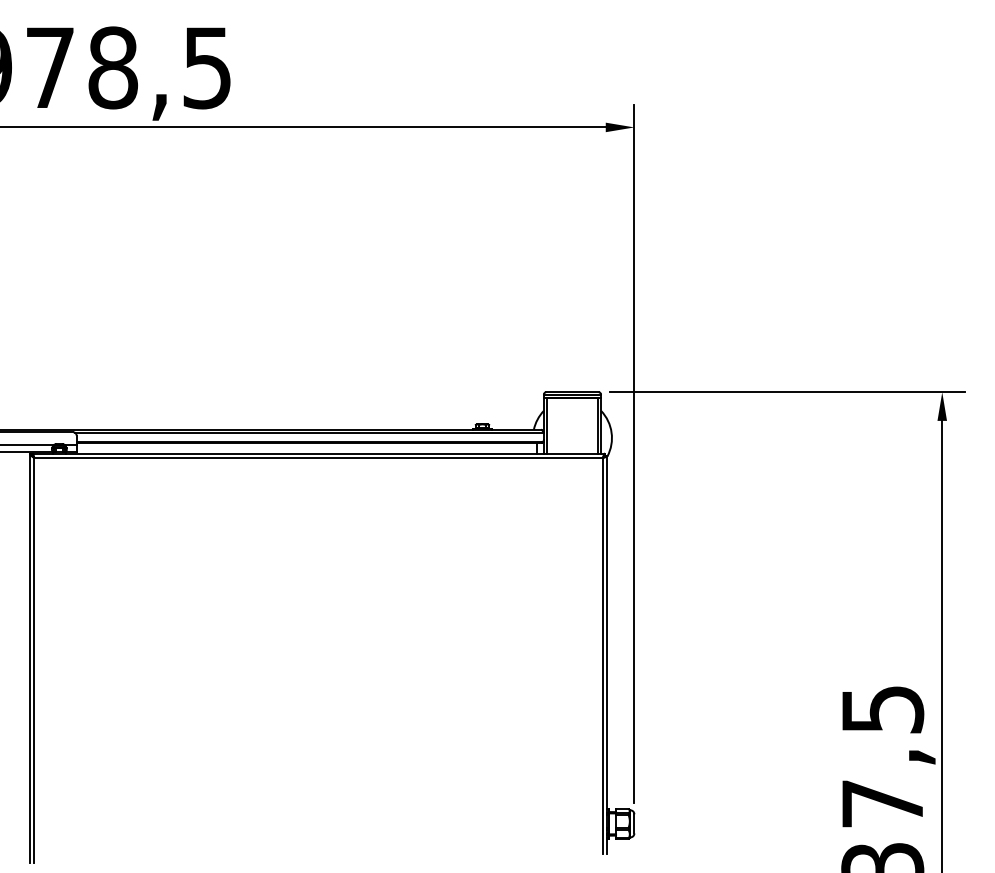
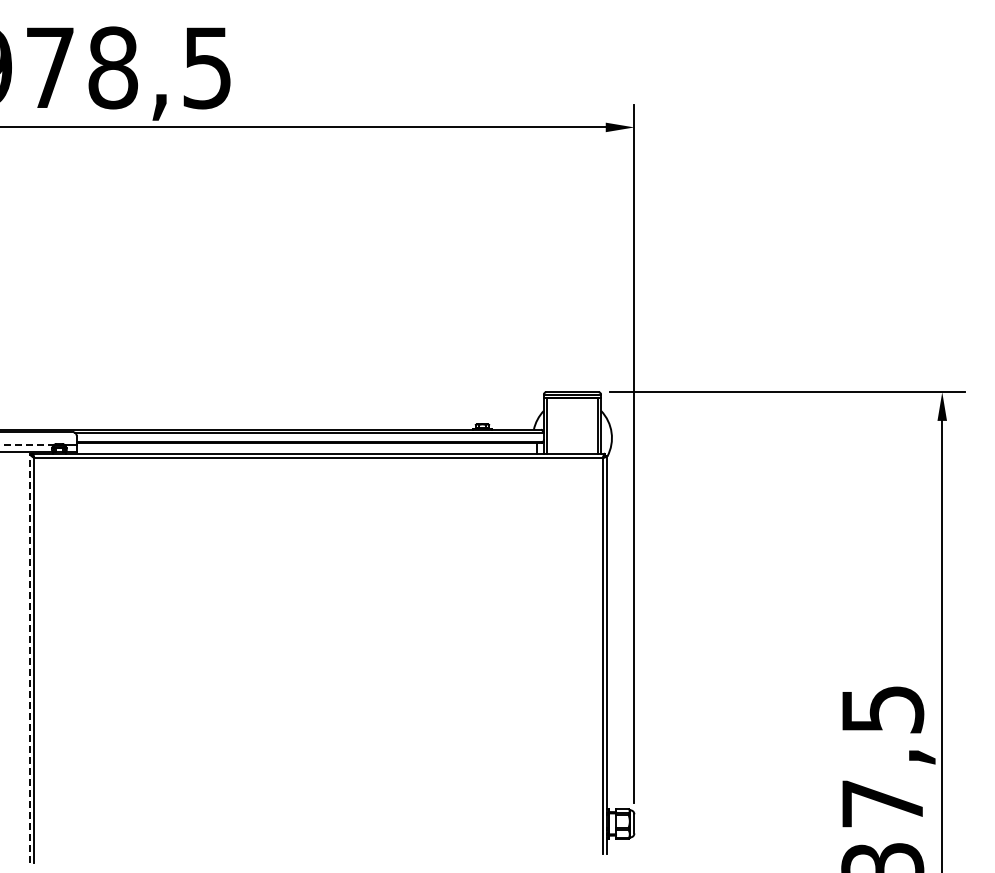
line: solid -> dashed (27, 444)
line: solid -> dashed (29, 658)
